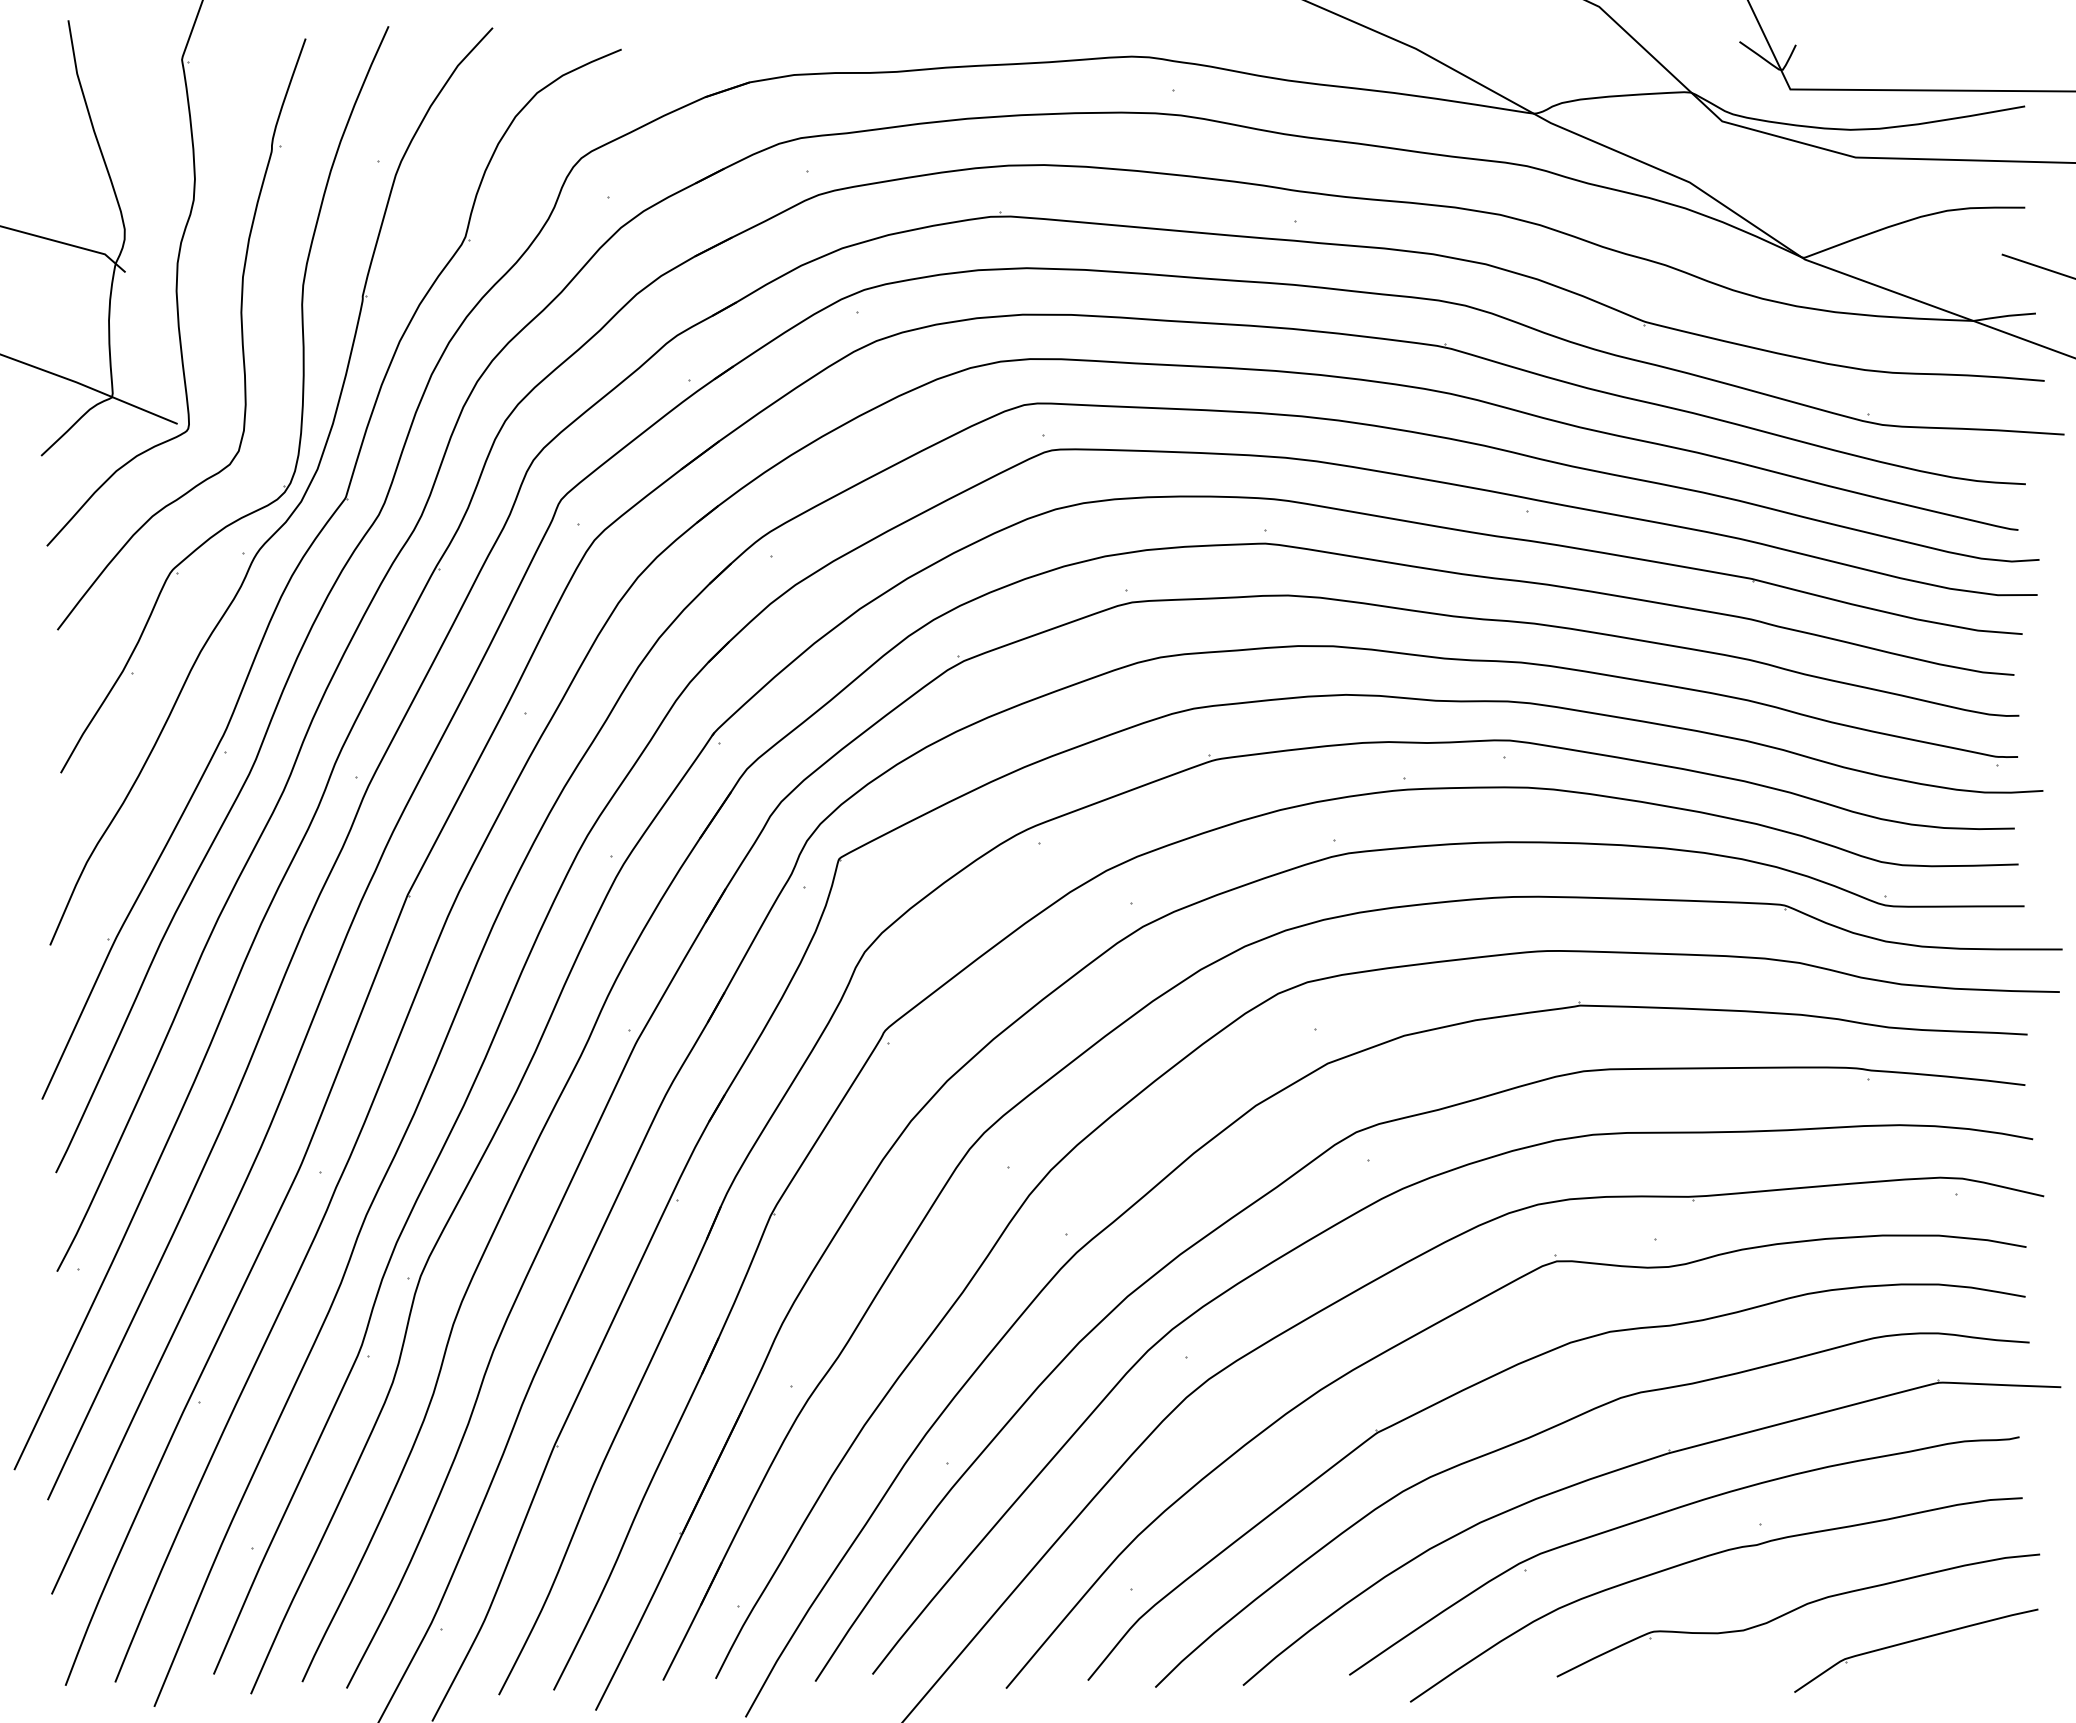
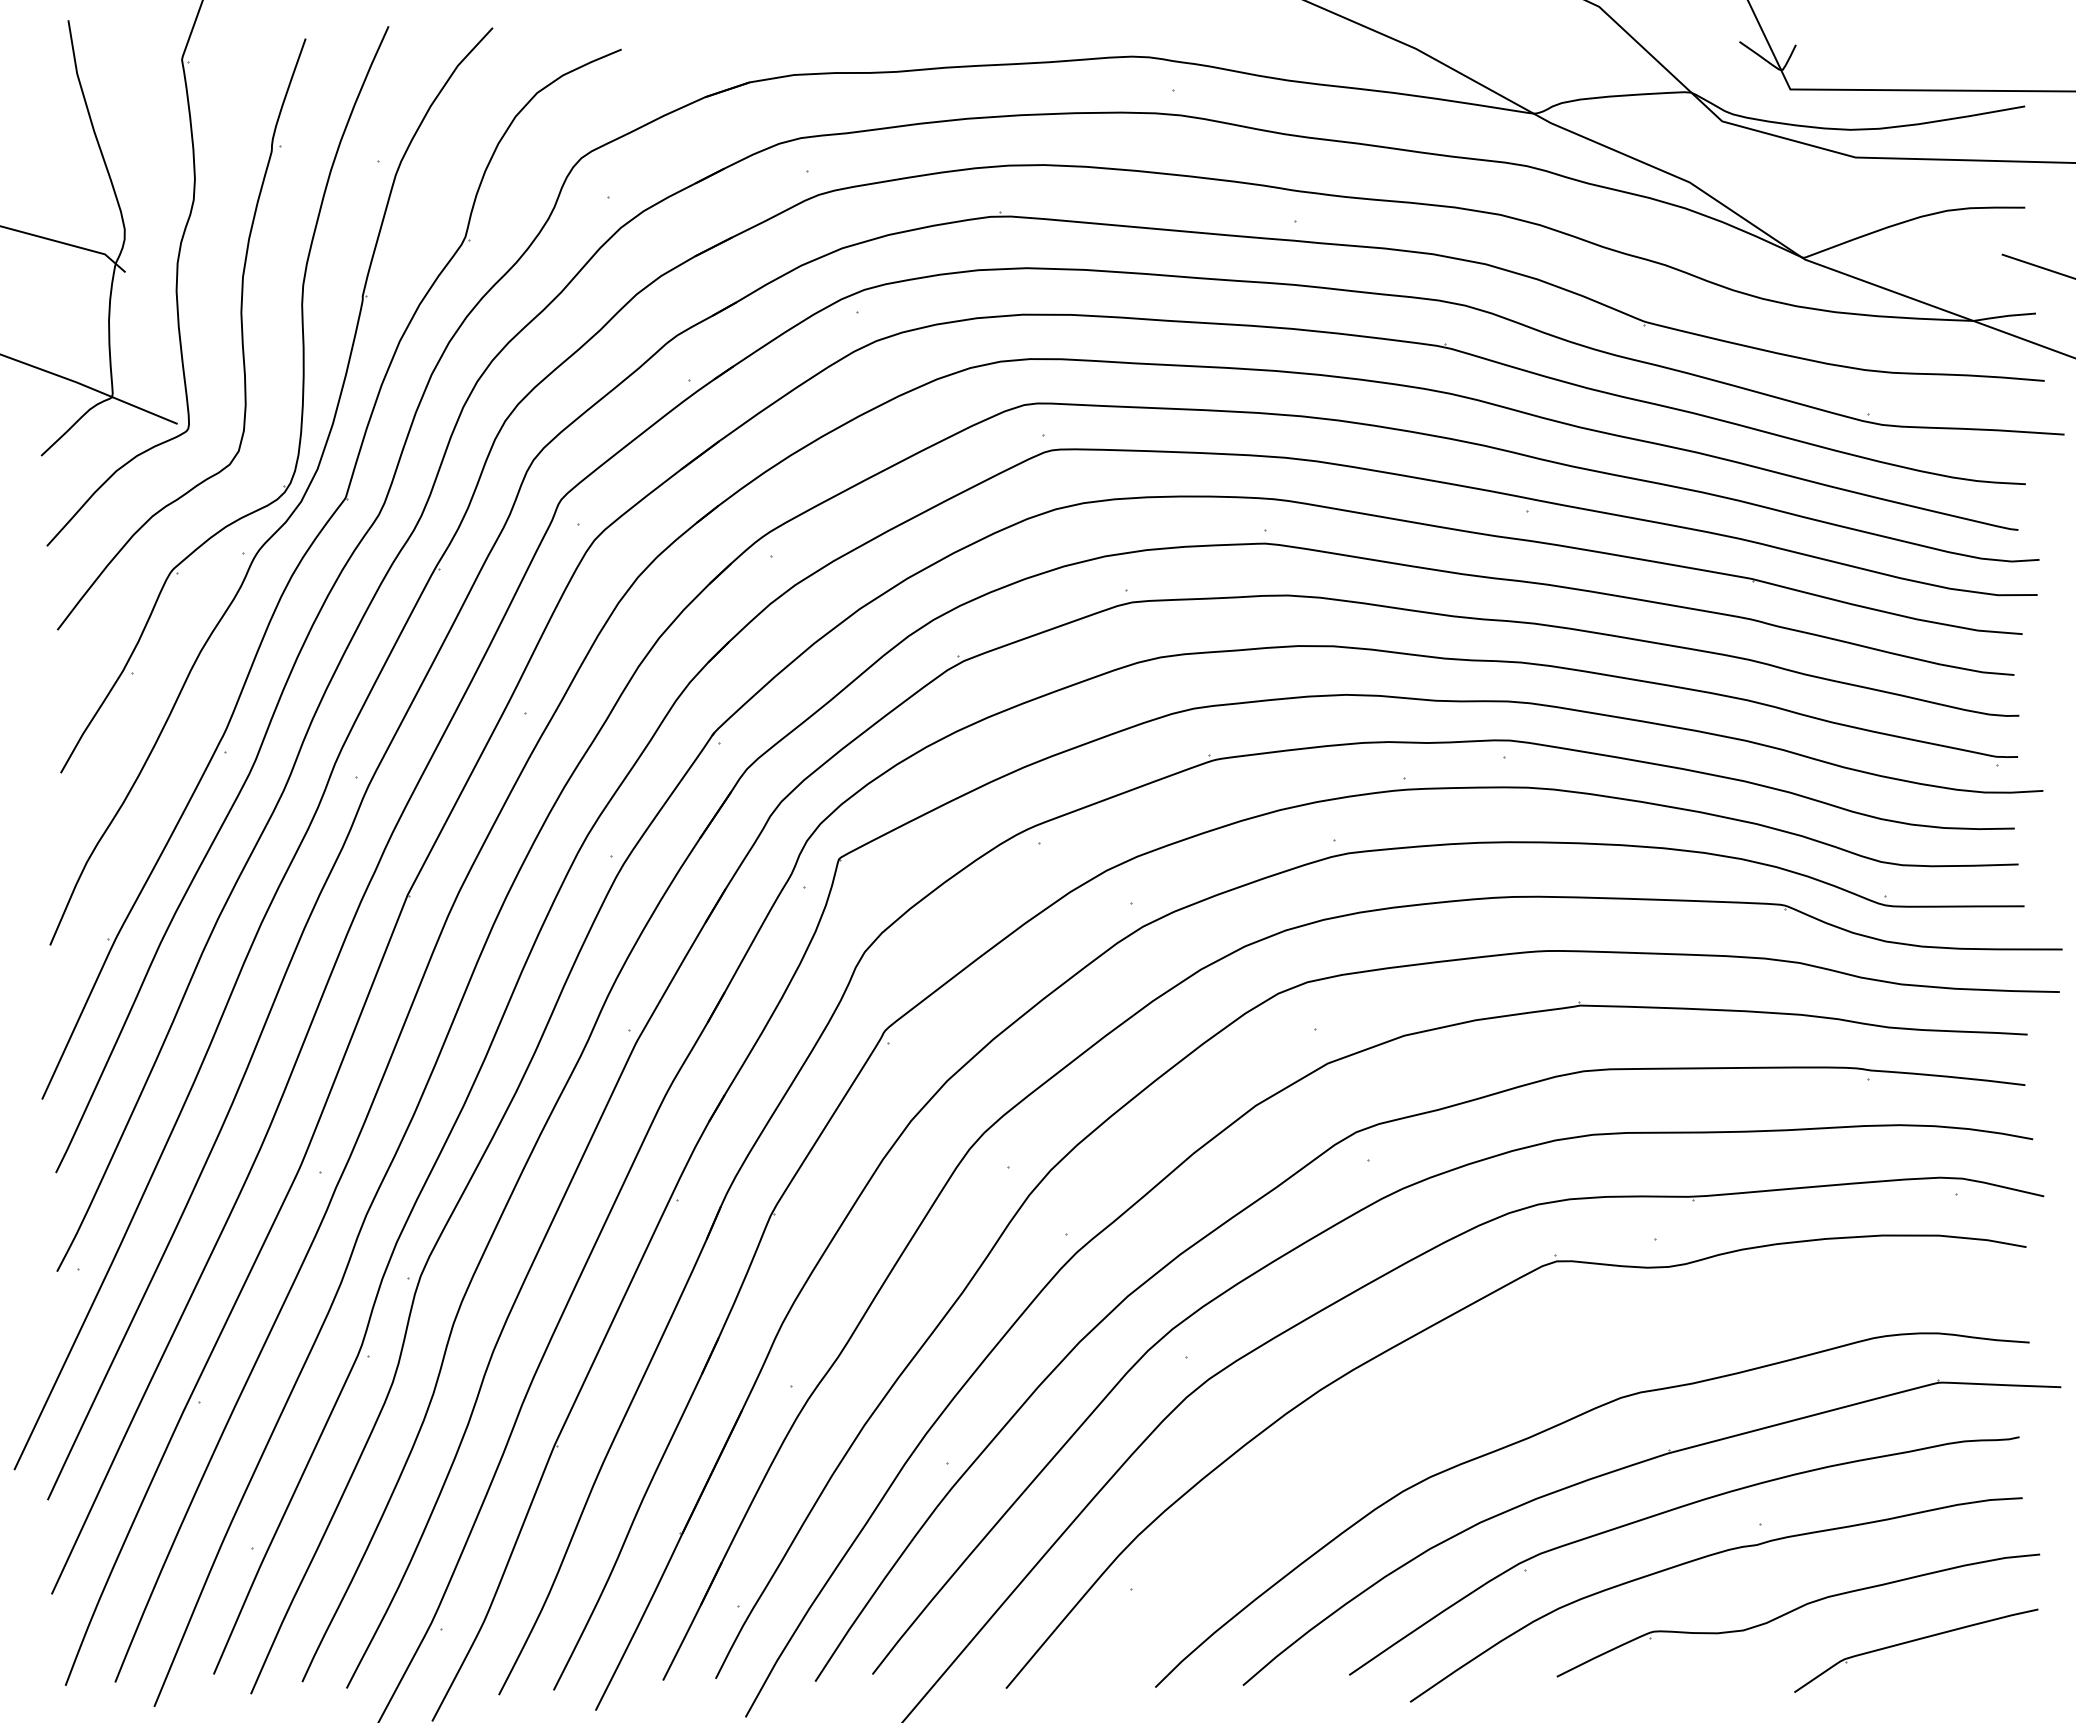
part: present -> none (1501, 1373)
